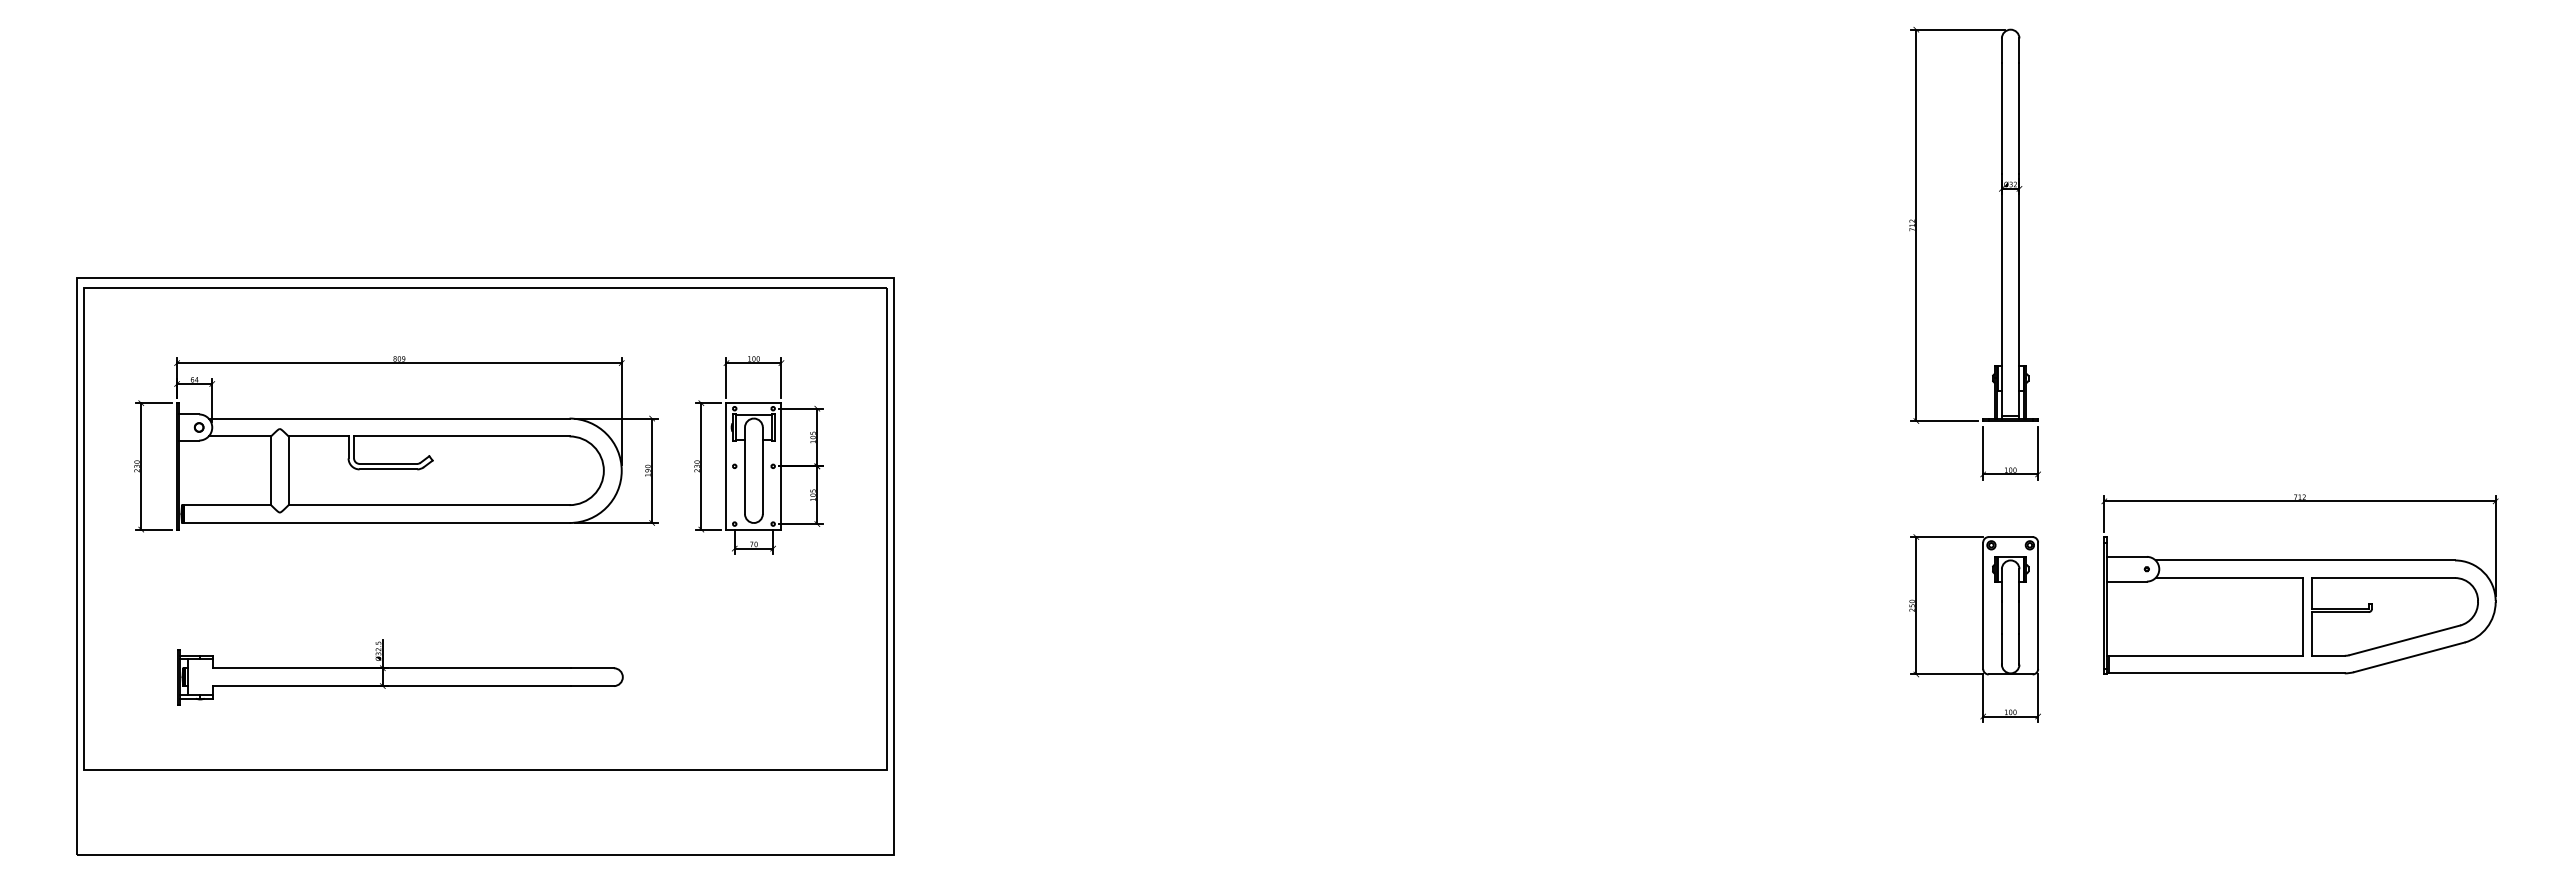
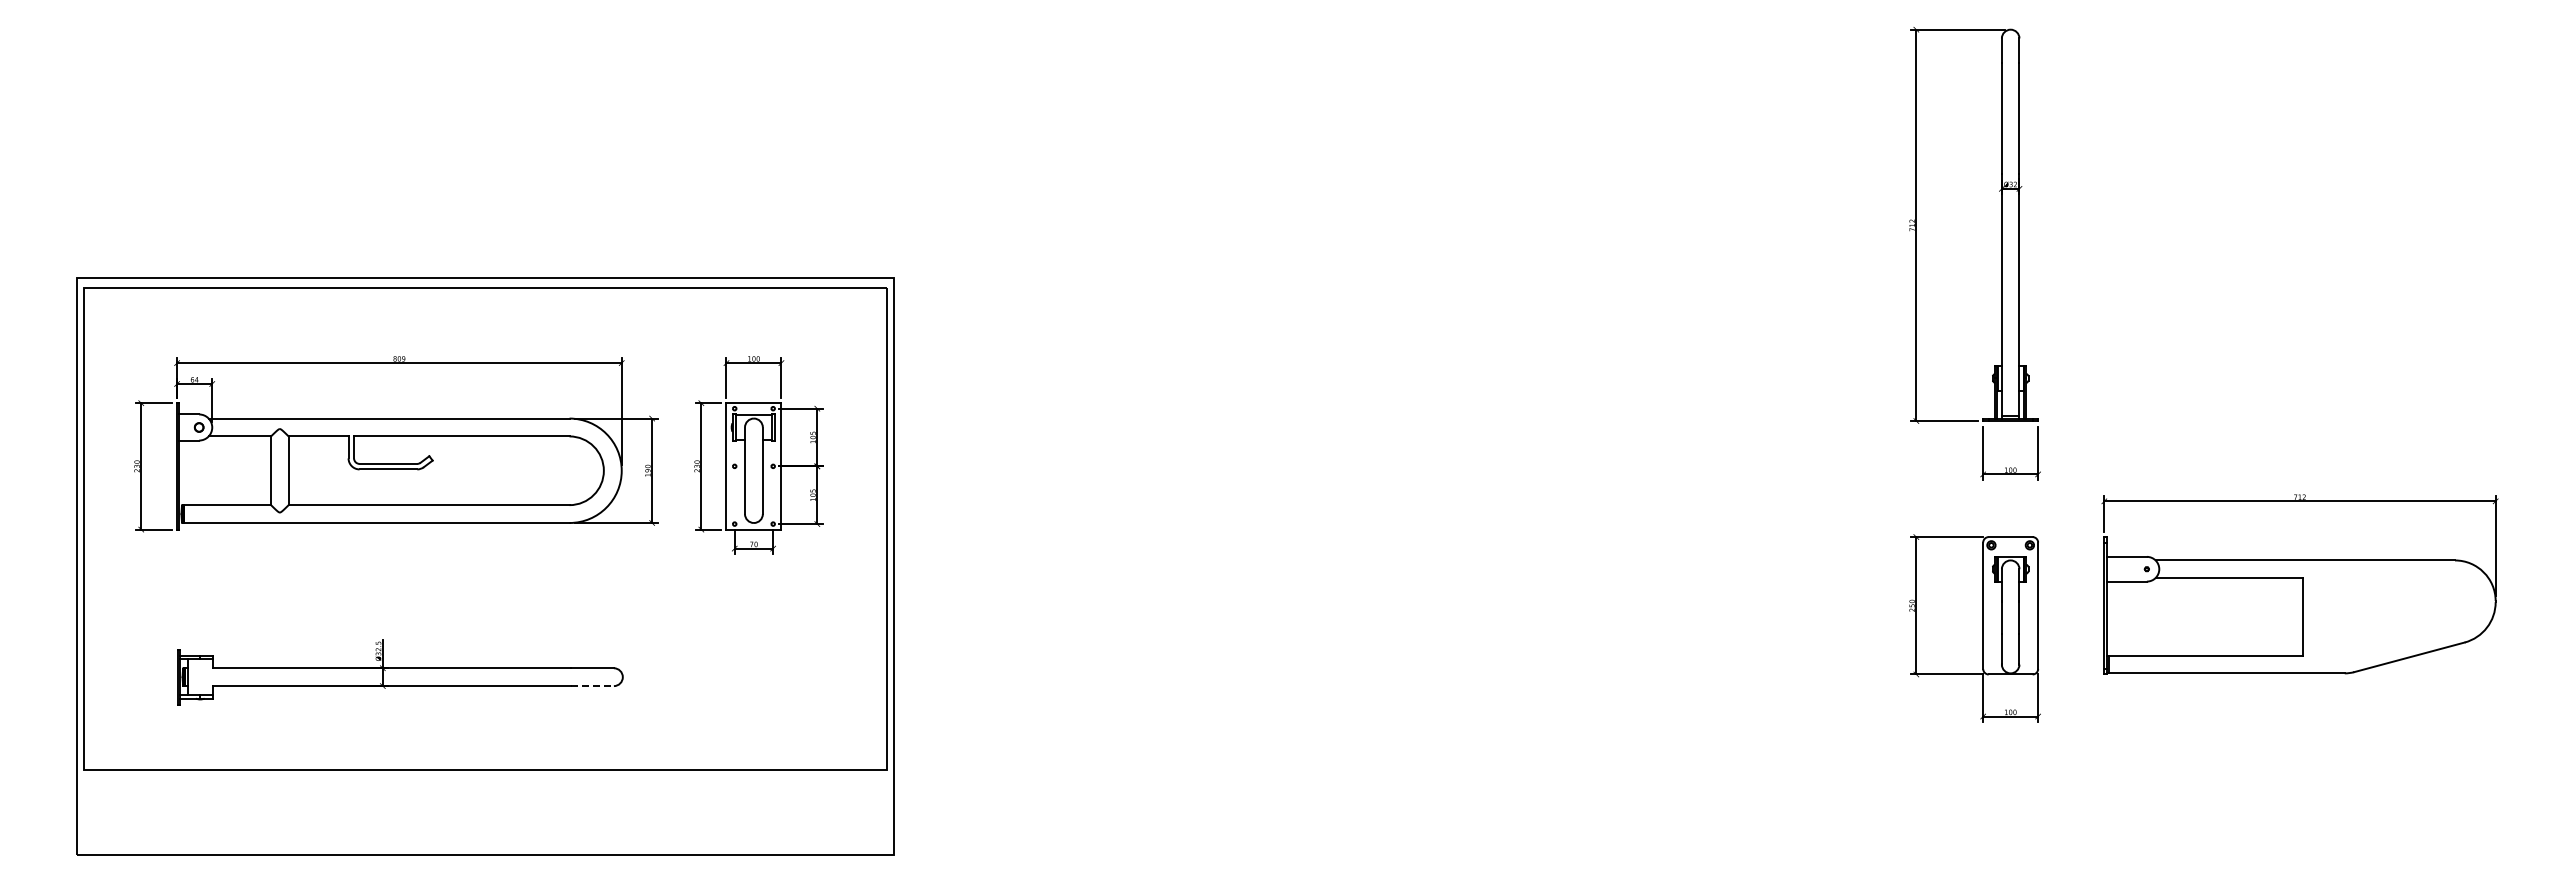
part: present -> none (2394, 616)
line: solid -> dashed (592, 686)
